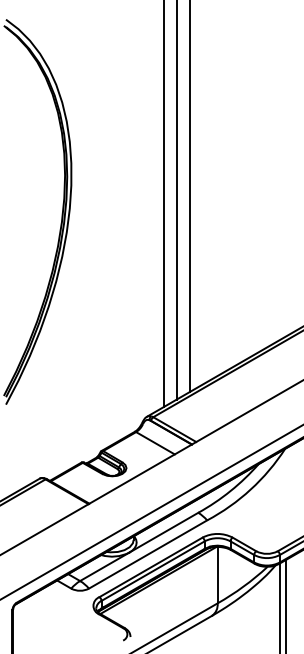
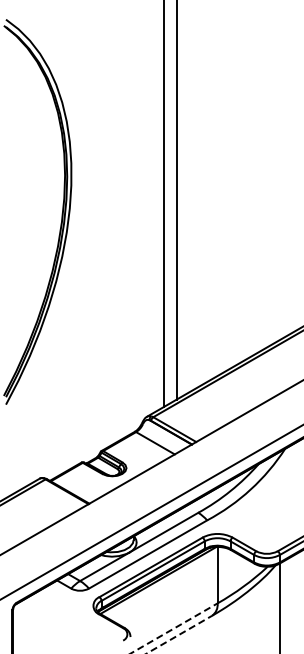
line: present -> none (189, 197)
line: present -> none (286, 604)
line: solid -> dashed (174, 628)
line: solid -> dashed (179, 634)
